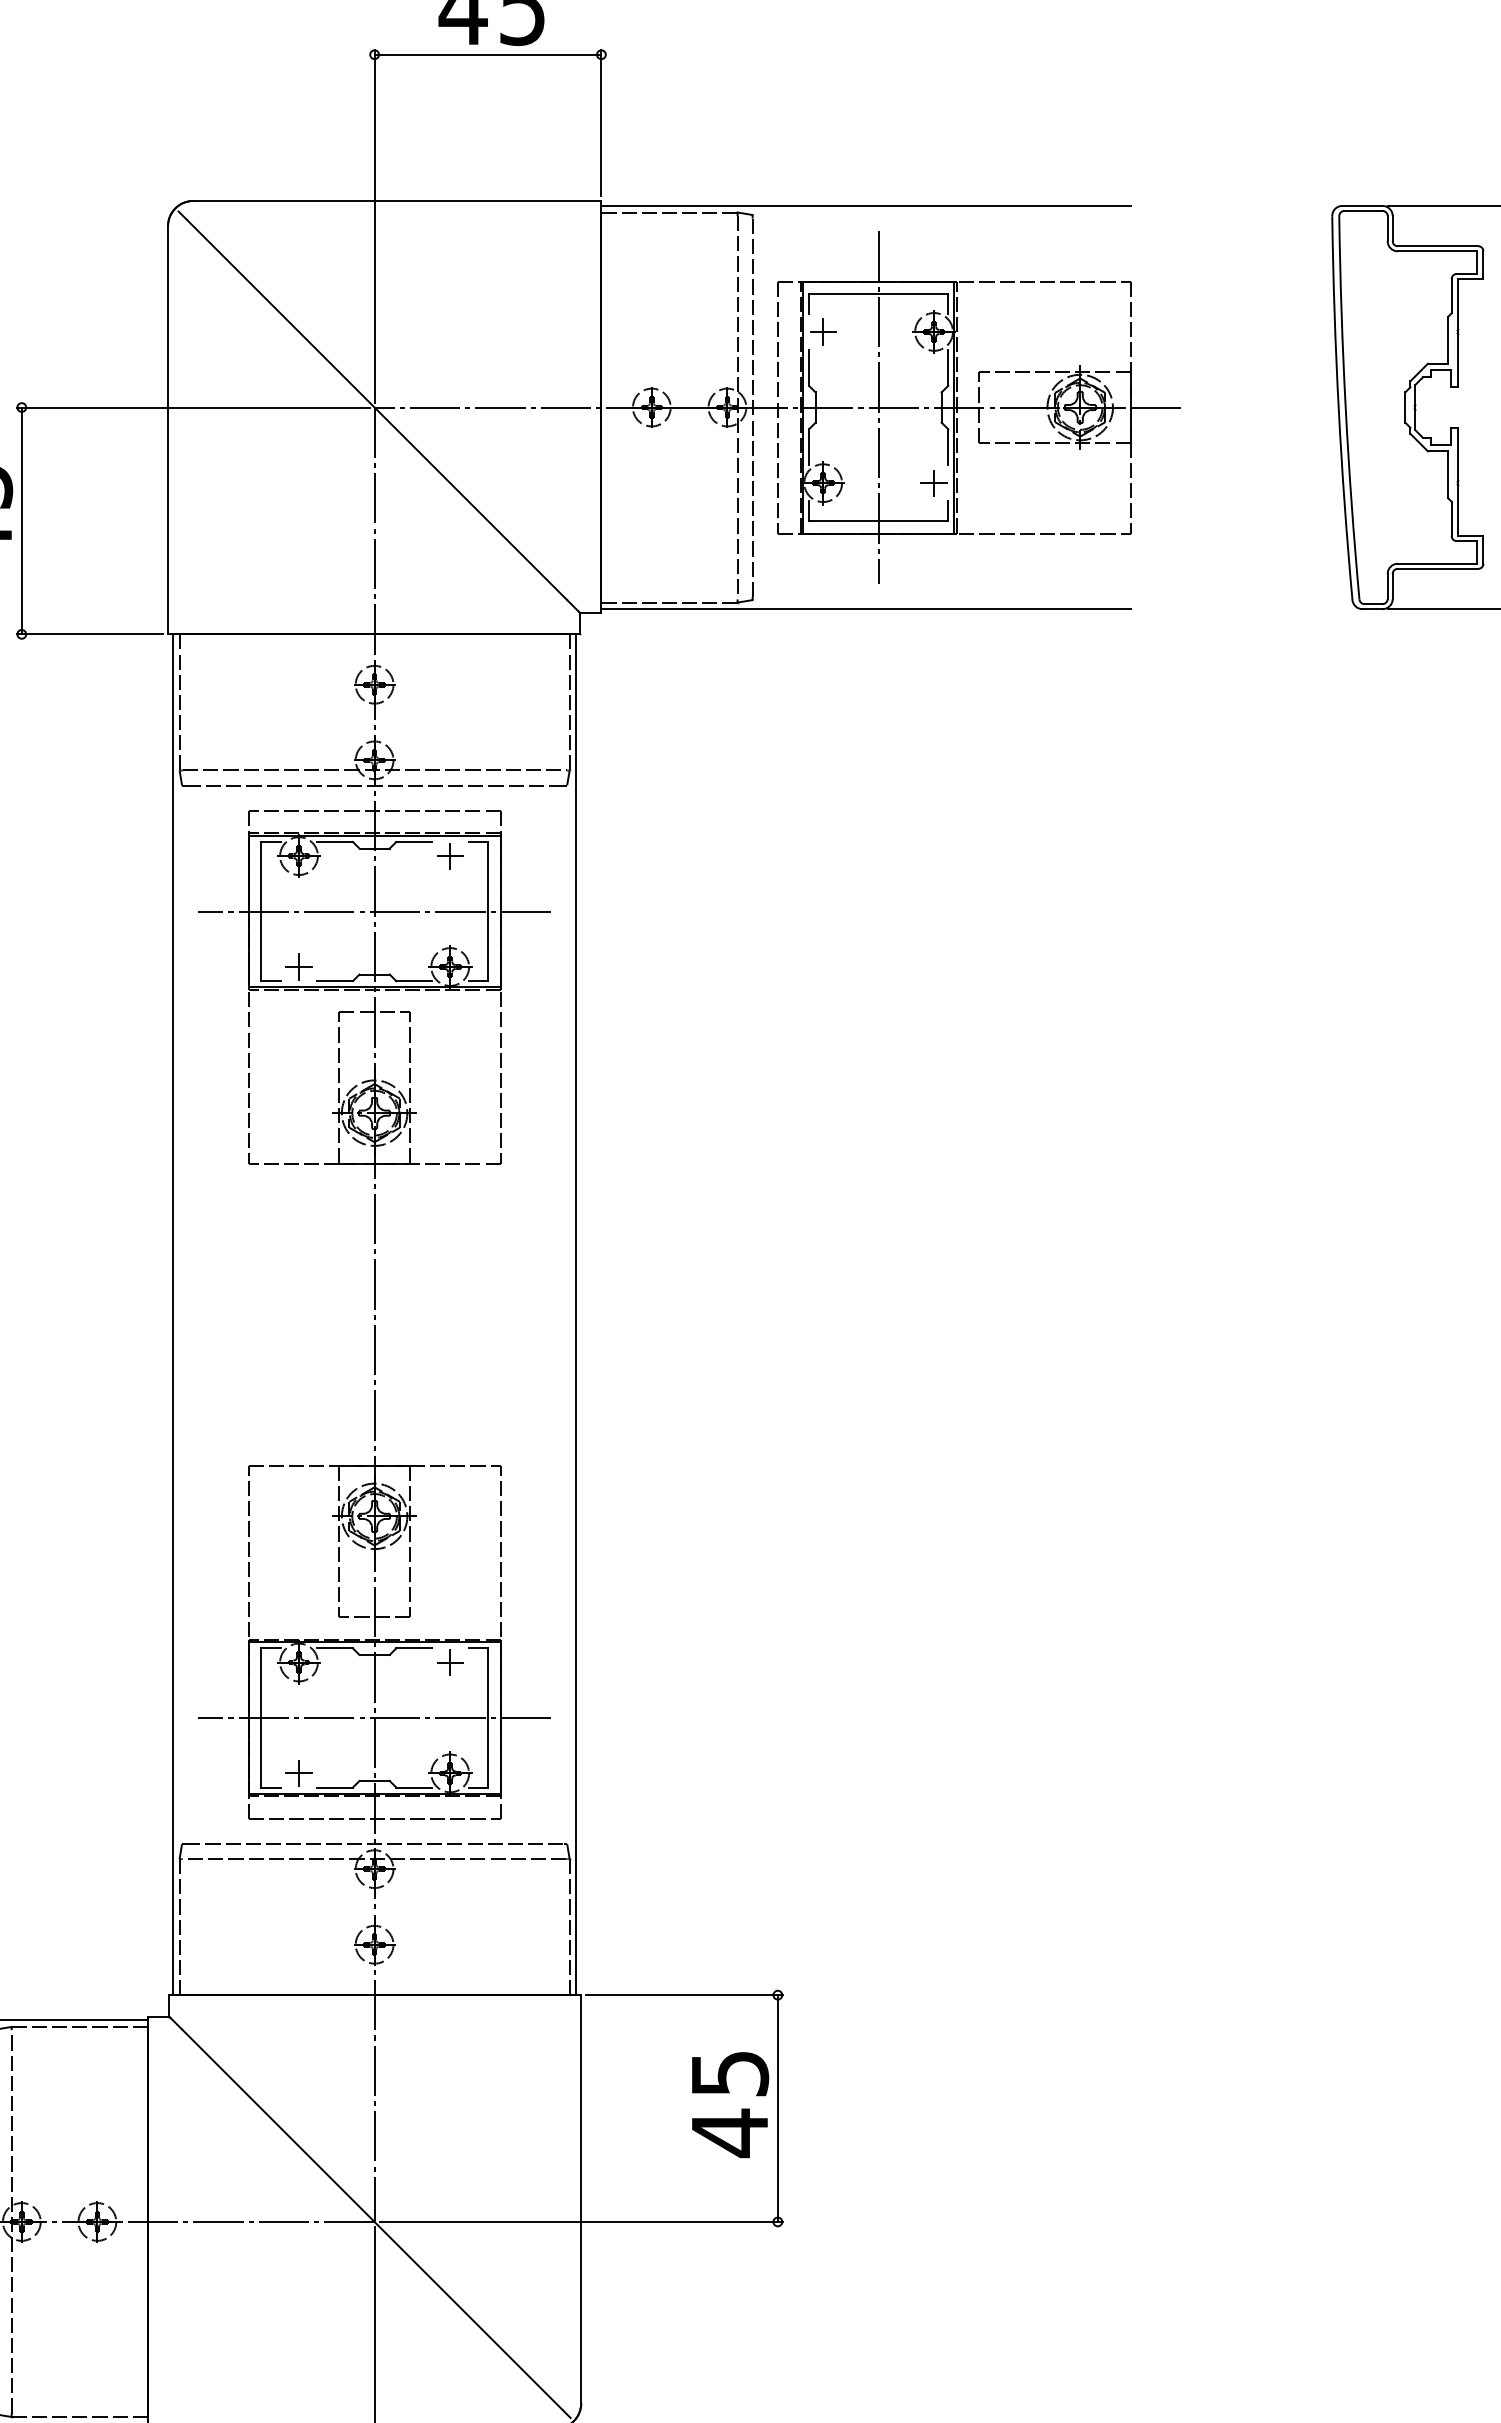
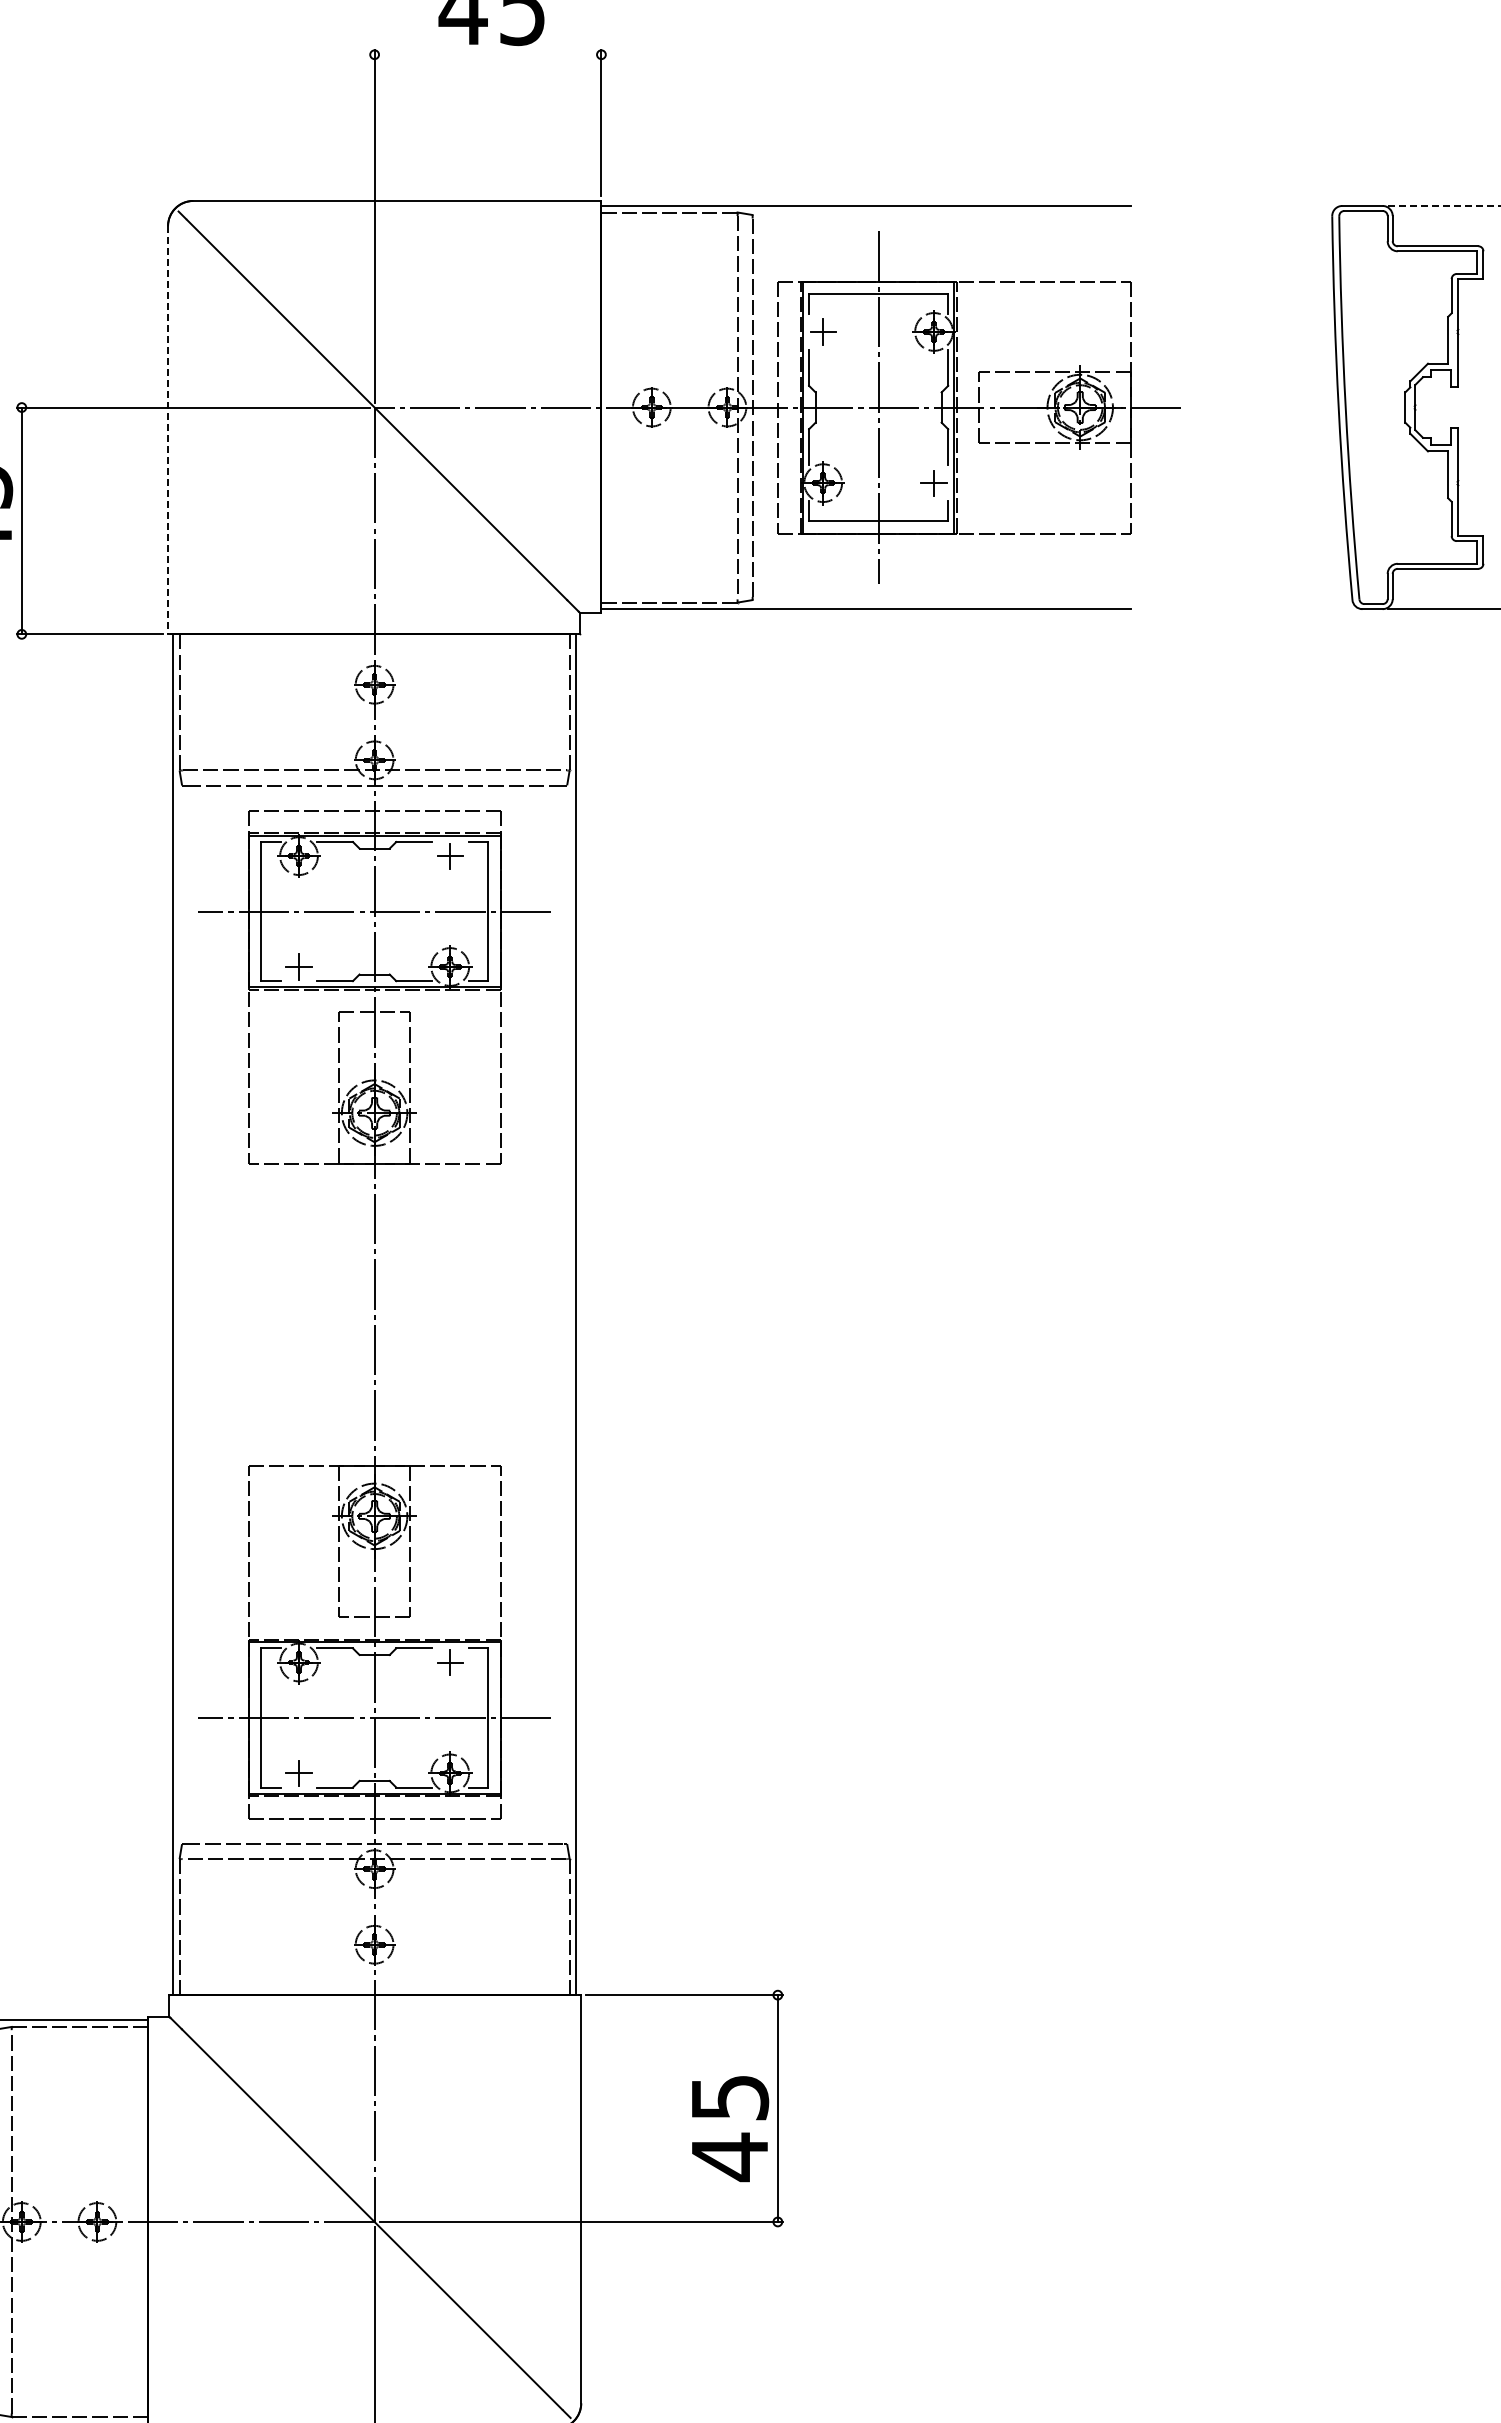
line: present -> none (487, 54)
line: solid -> dashed (1444, 205)
line: solid -> dashed (168, 430)
text position: (730, 2105) -> (730, 2129) (730, 2129)
